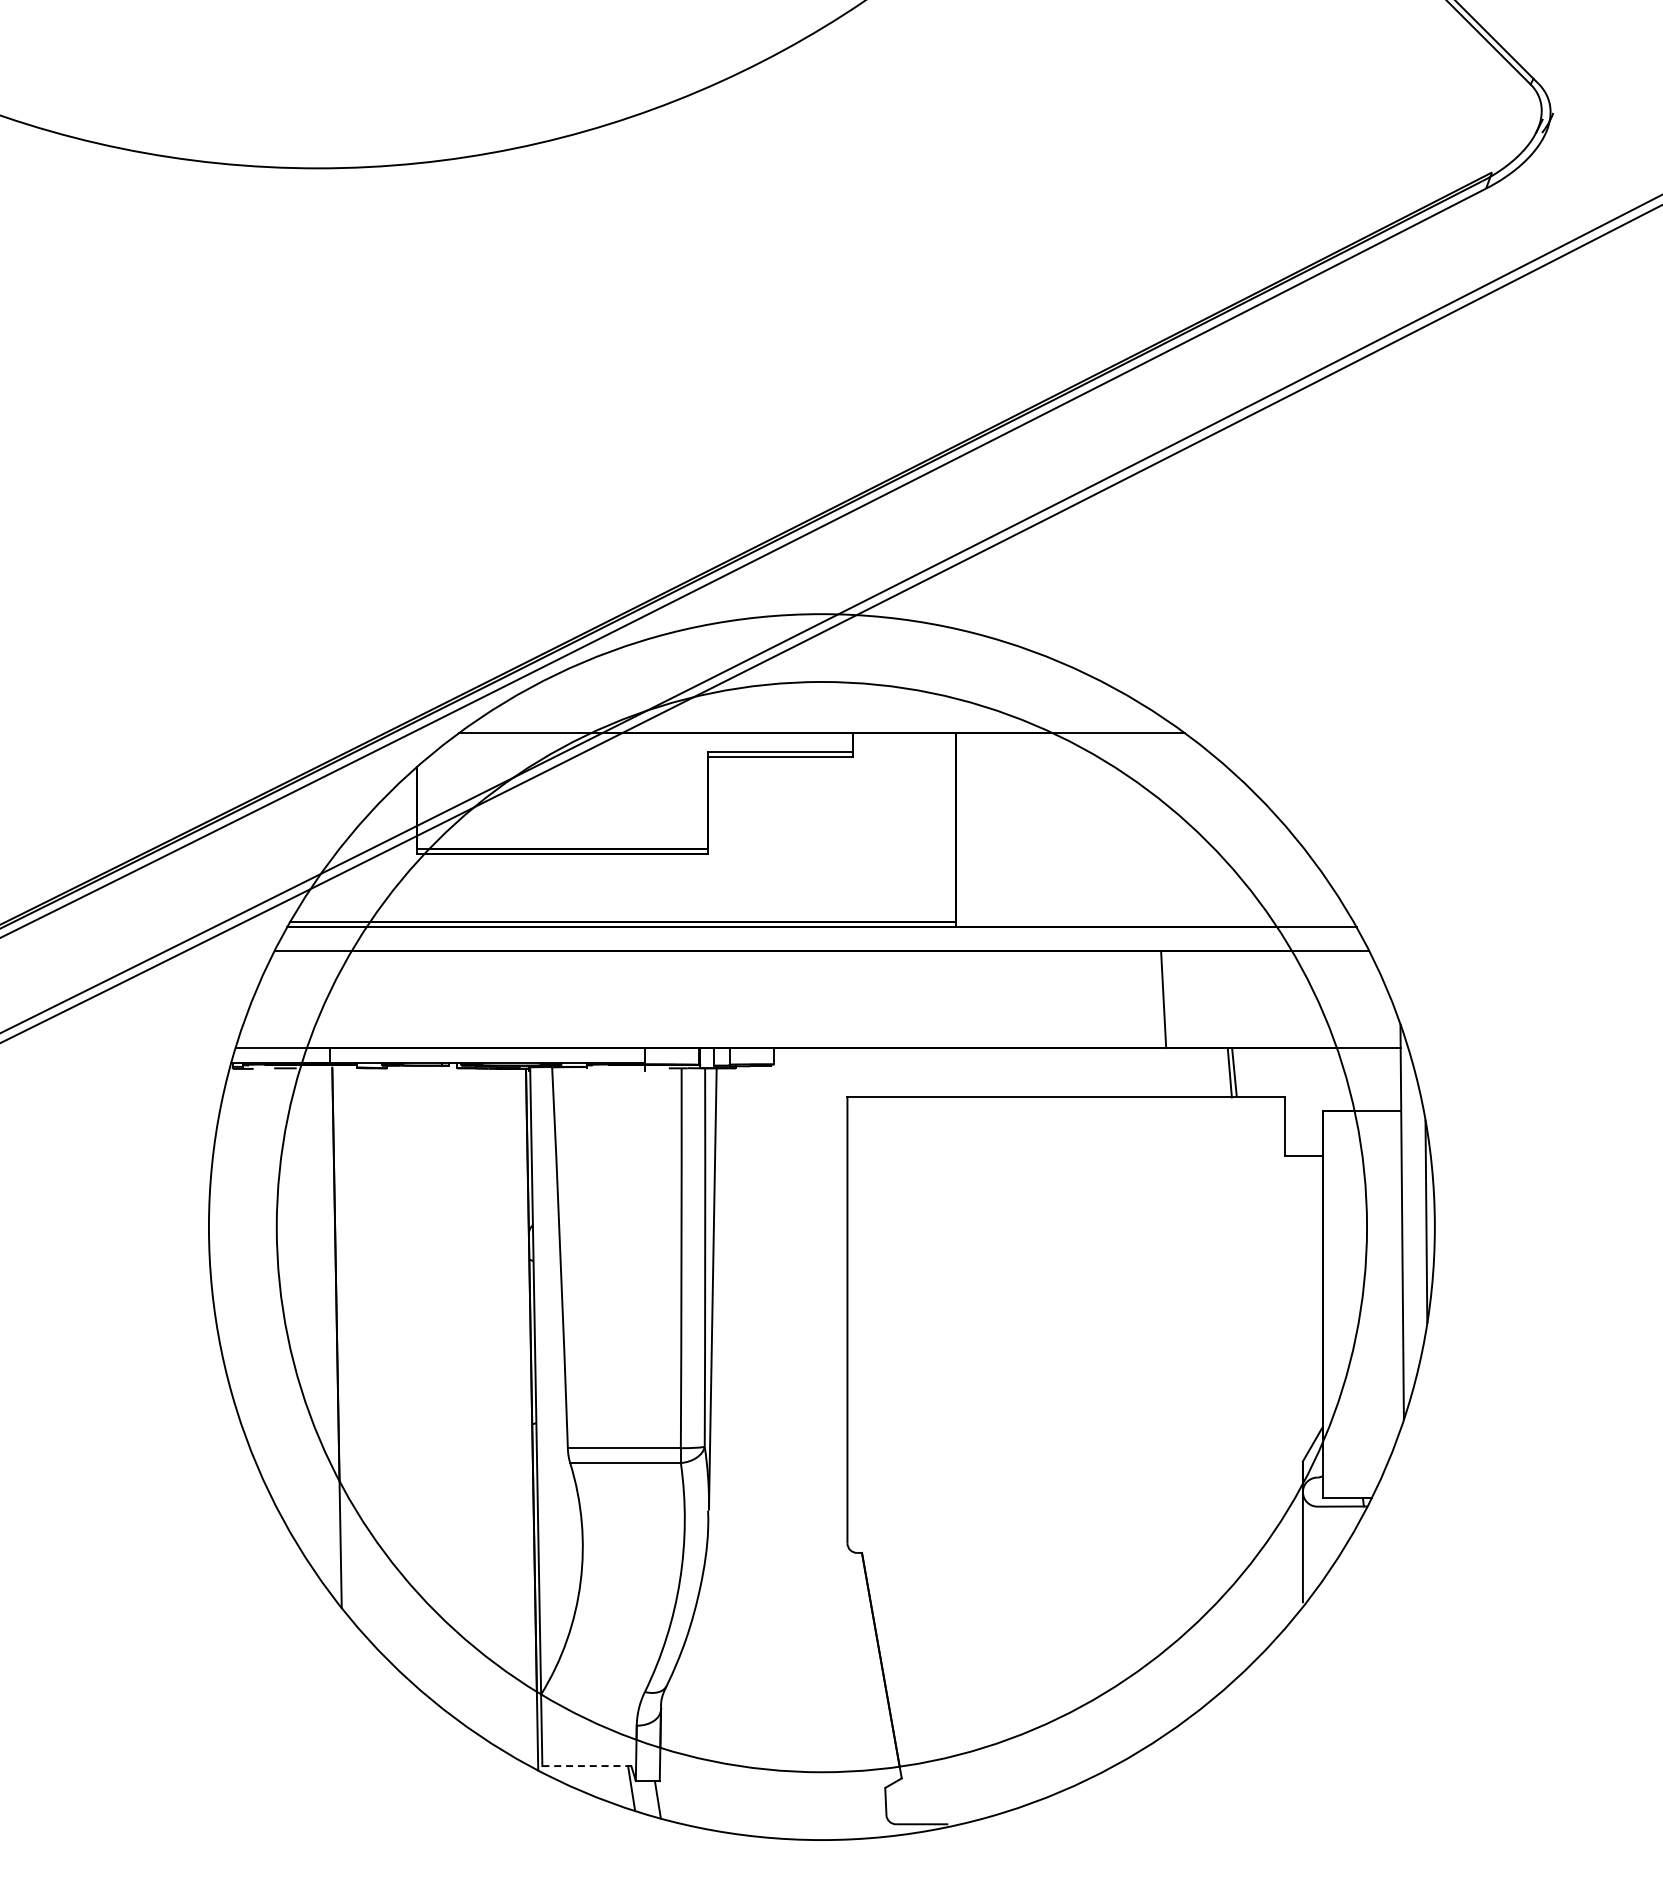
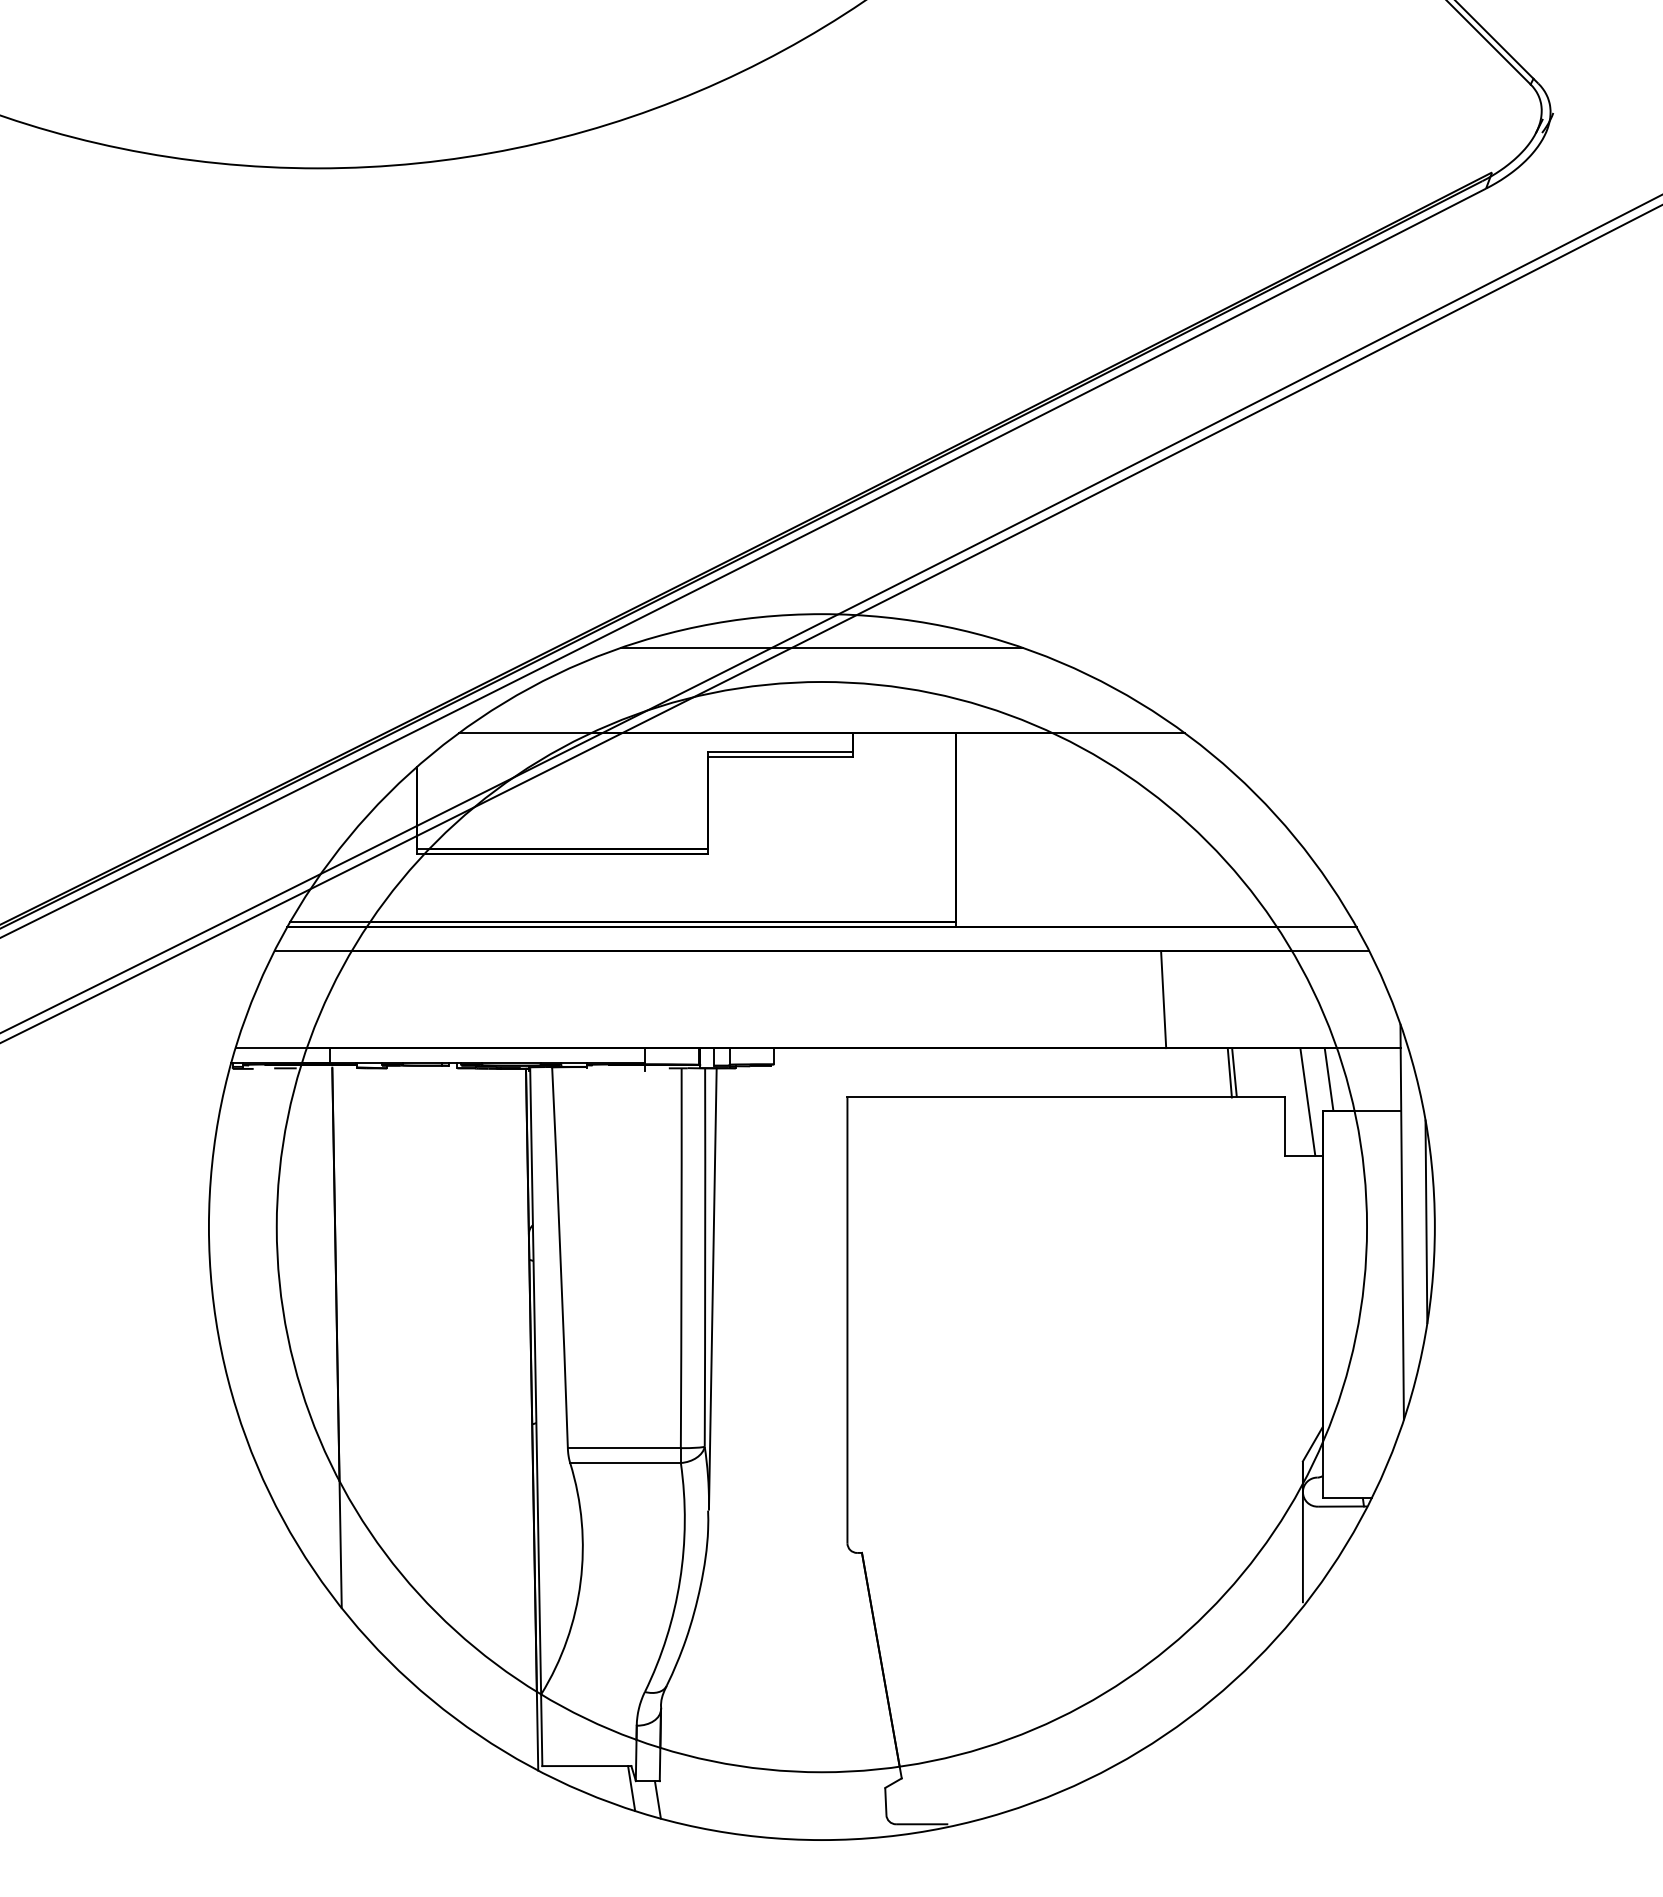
line: none -> present (821, 648)
line: none -> present (1328, 1079)
line: none -> present (1307, 1101)
line: dashed -> solid (587, 1766)
